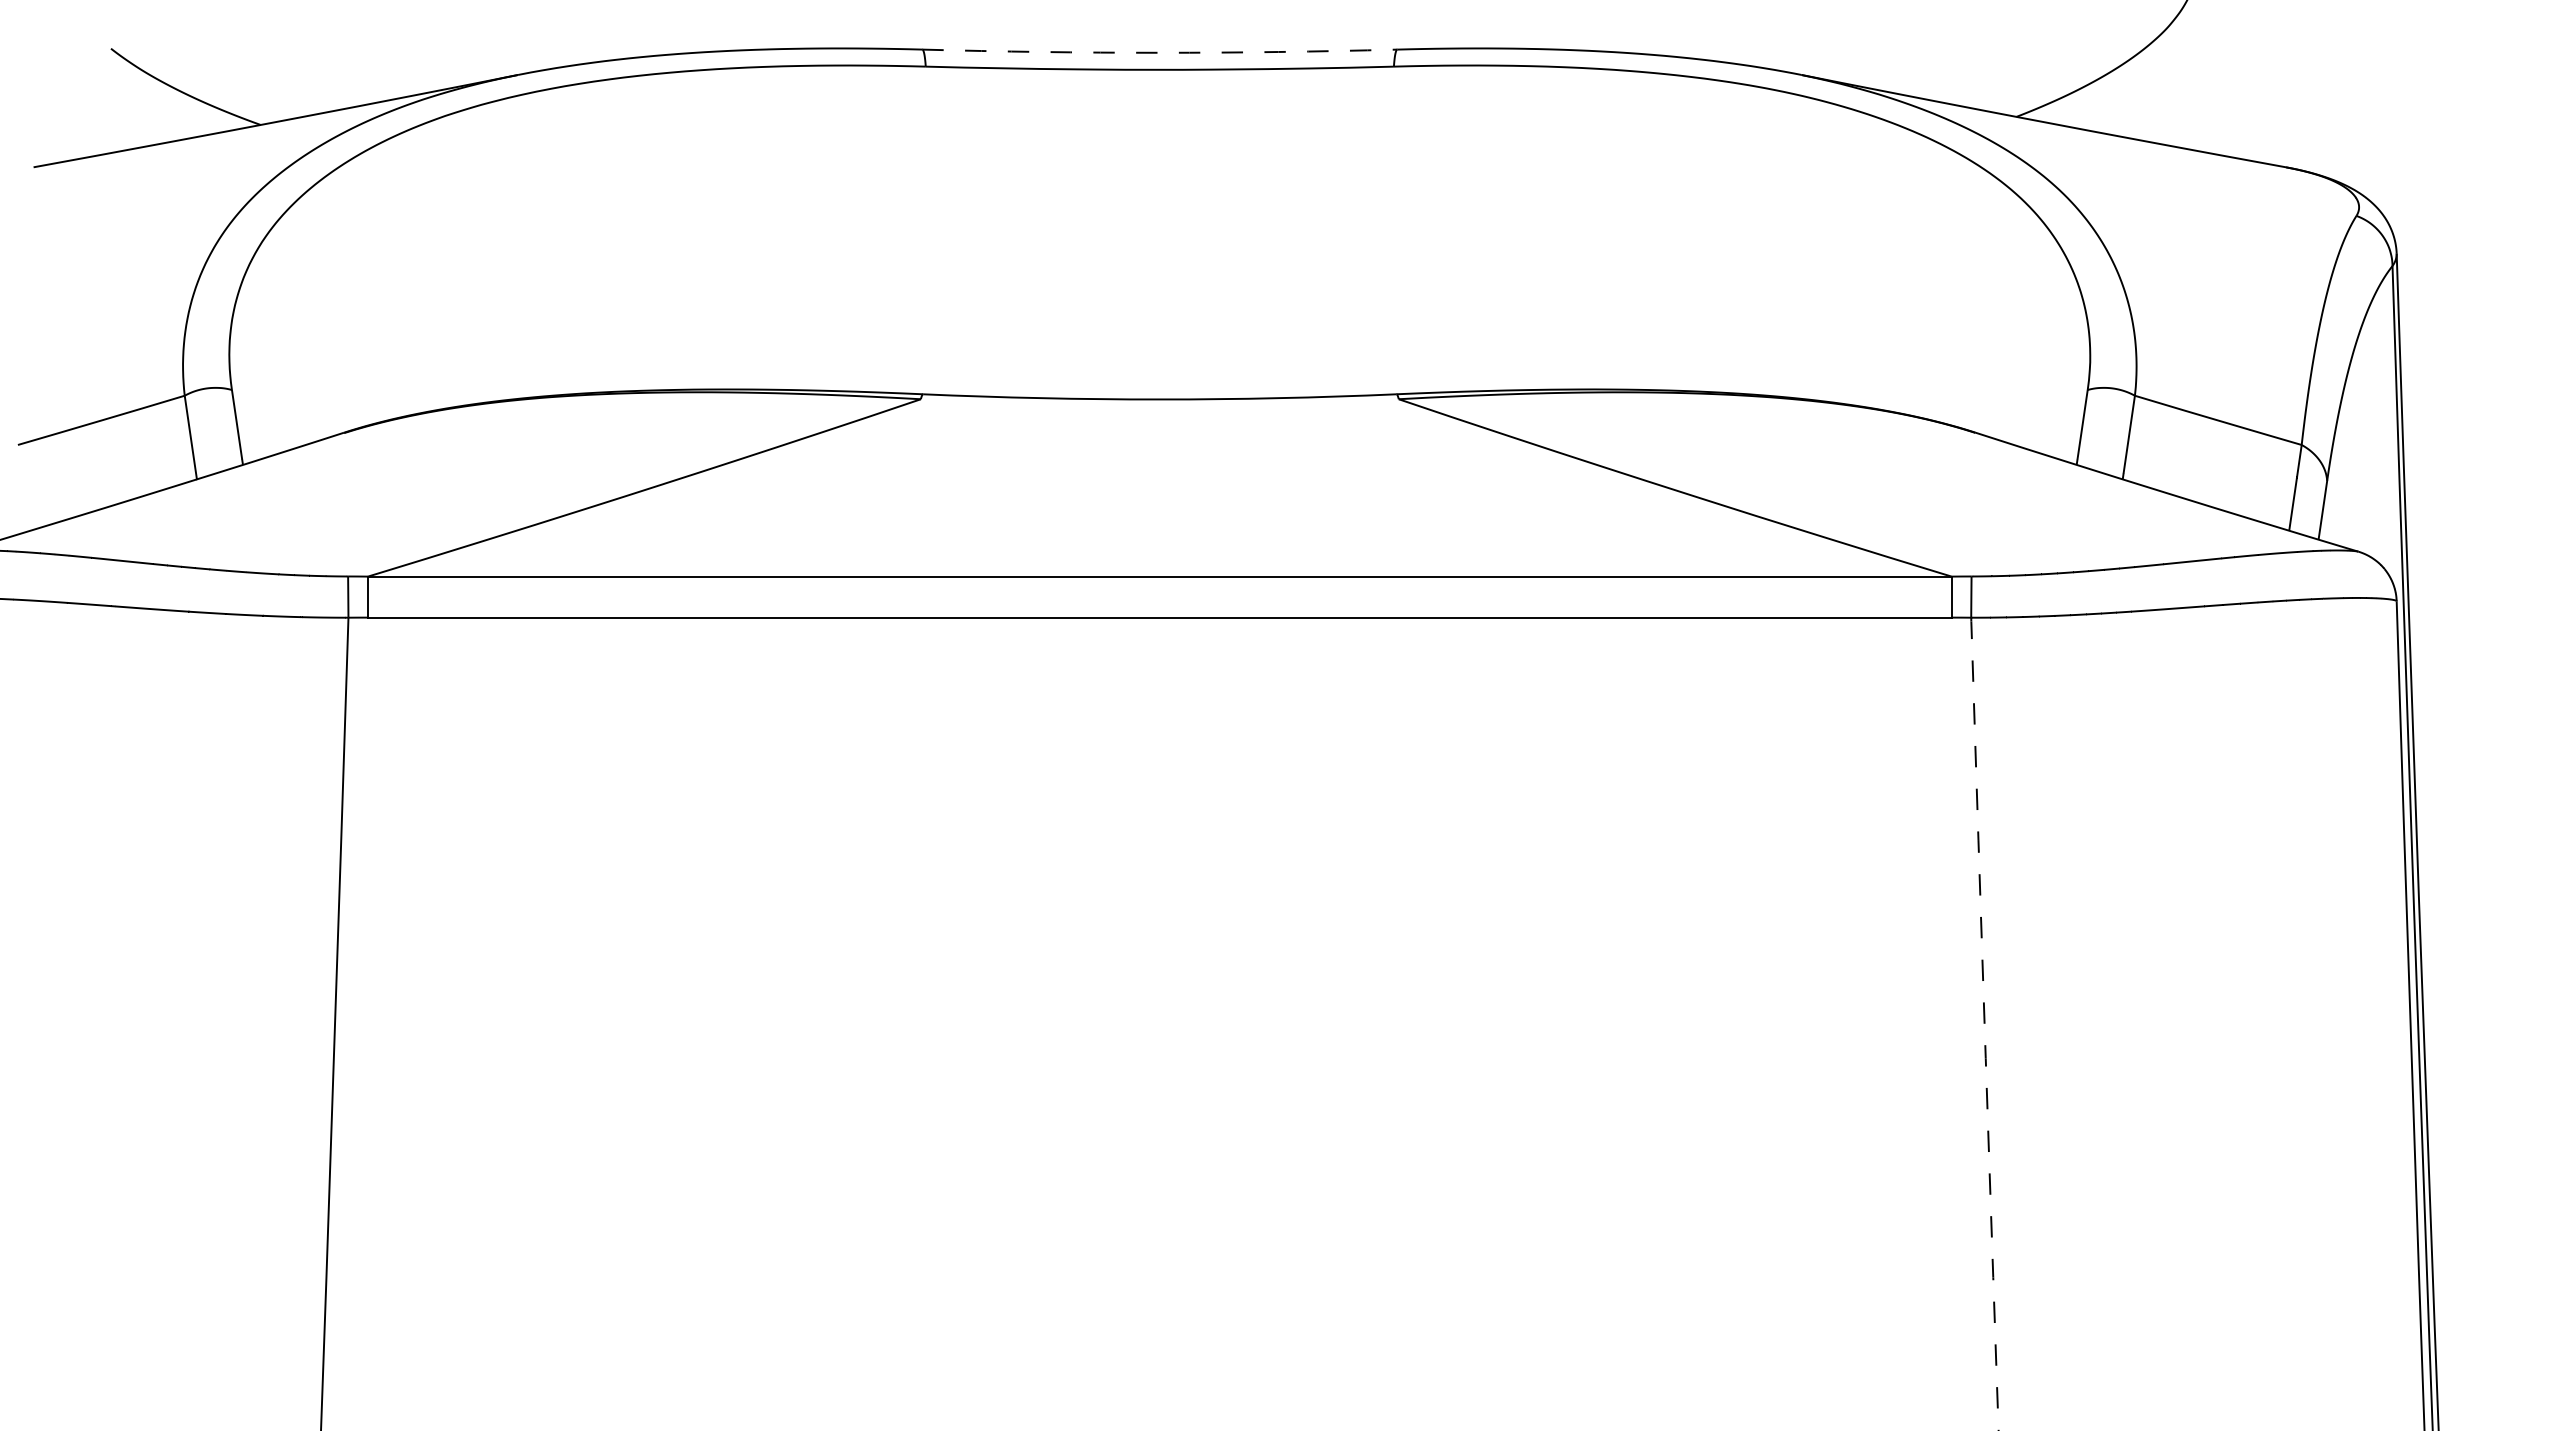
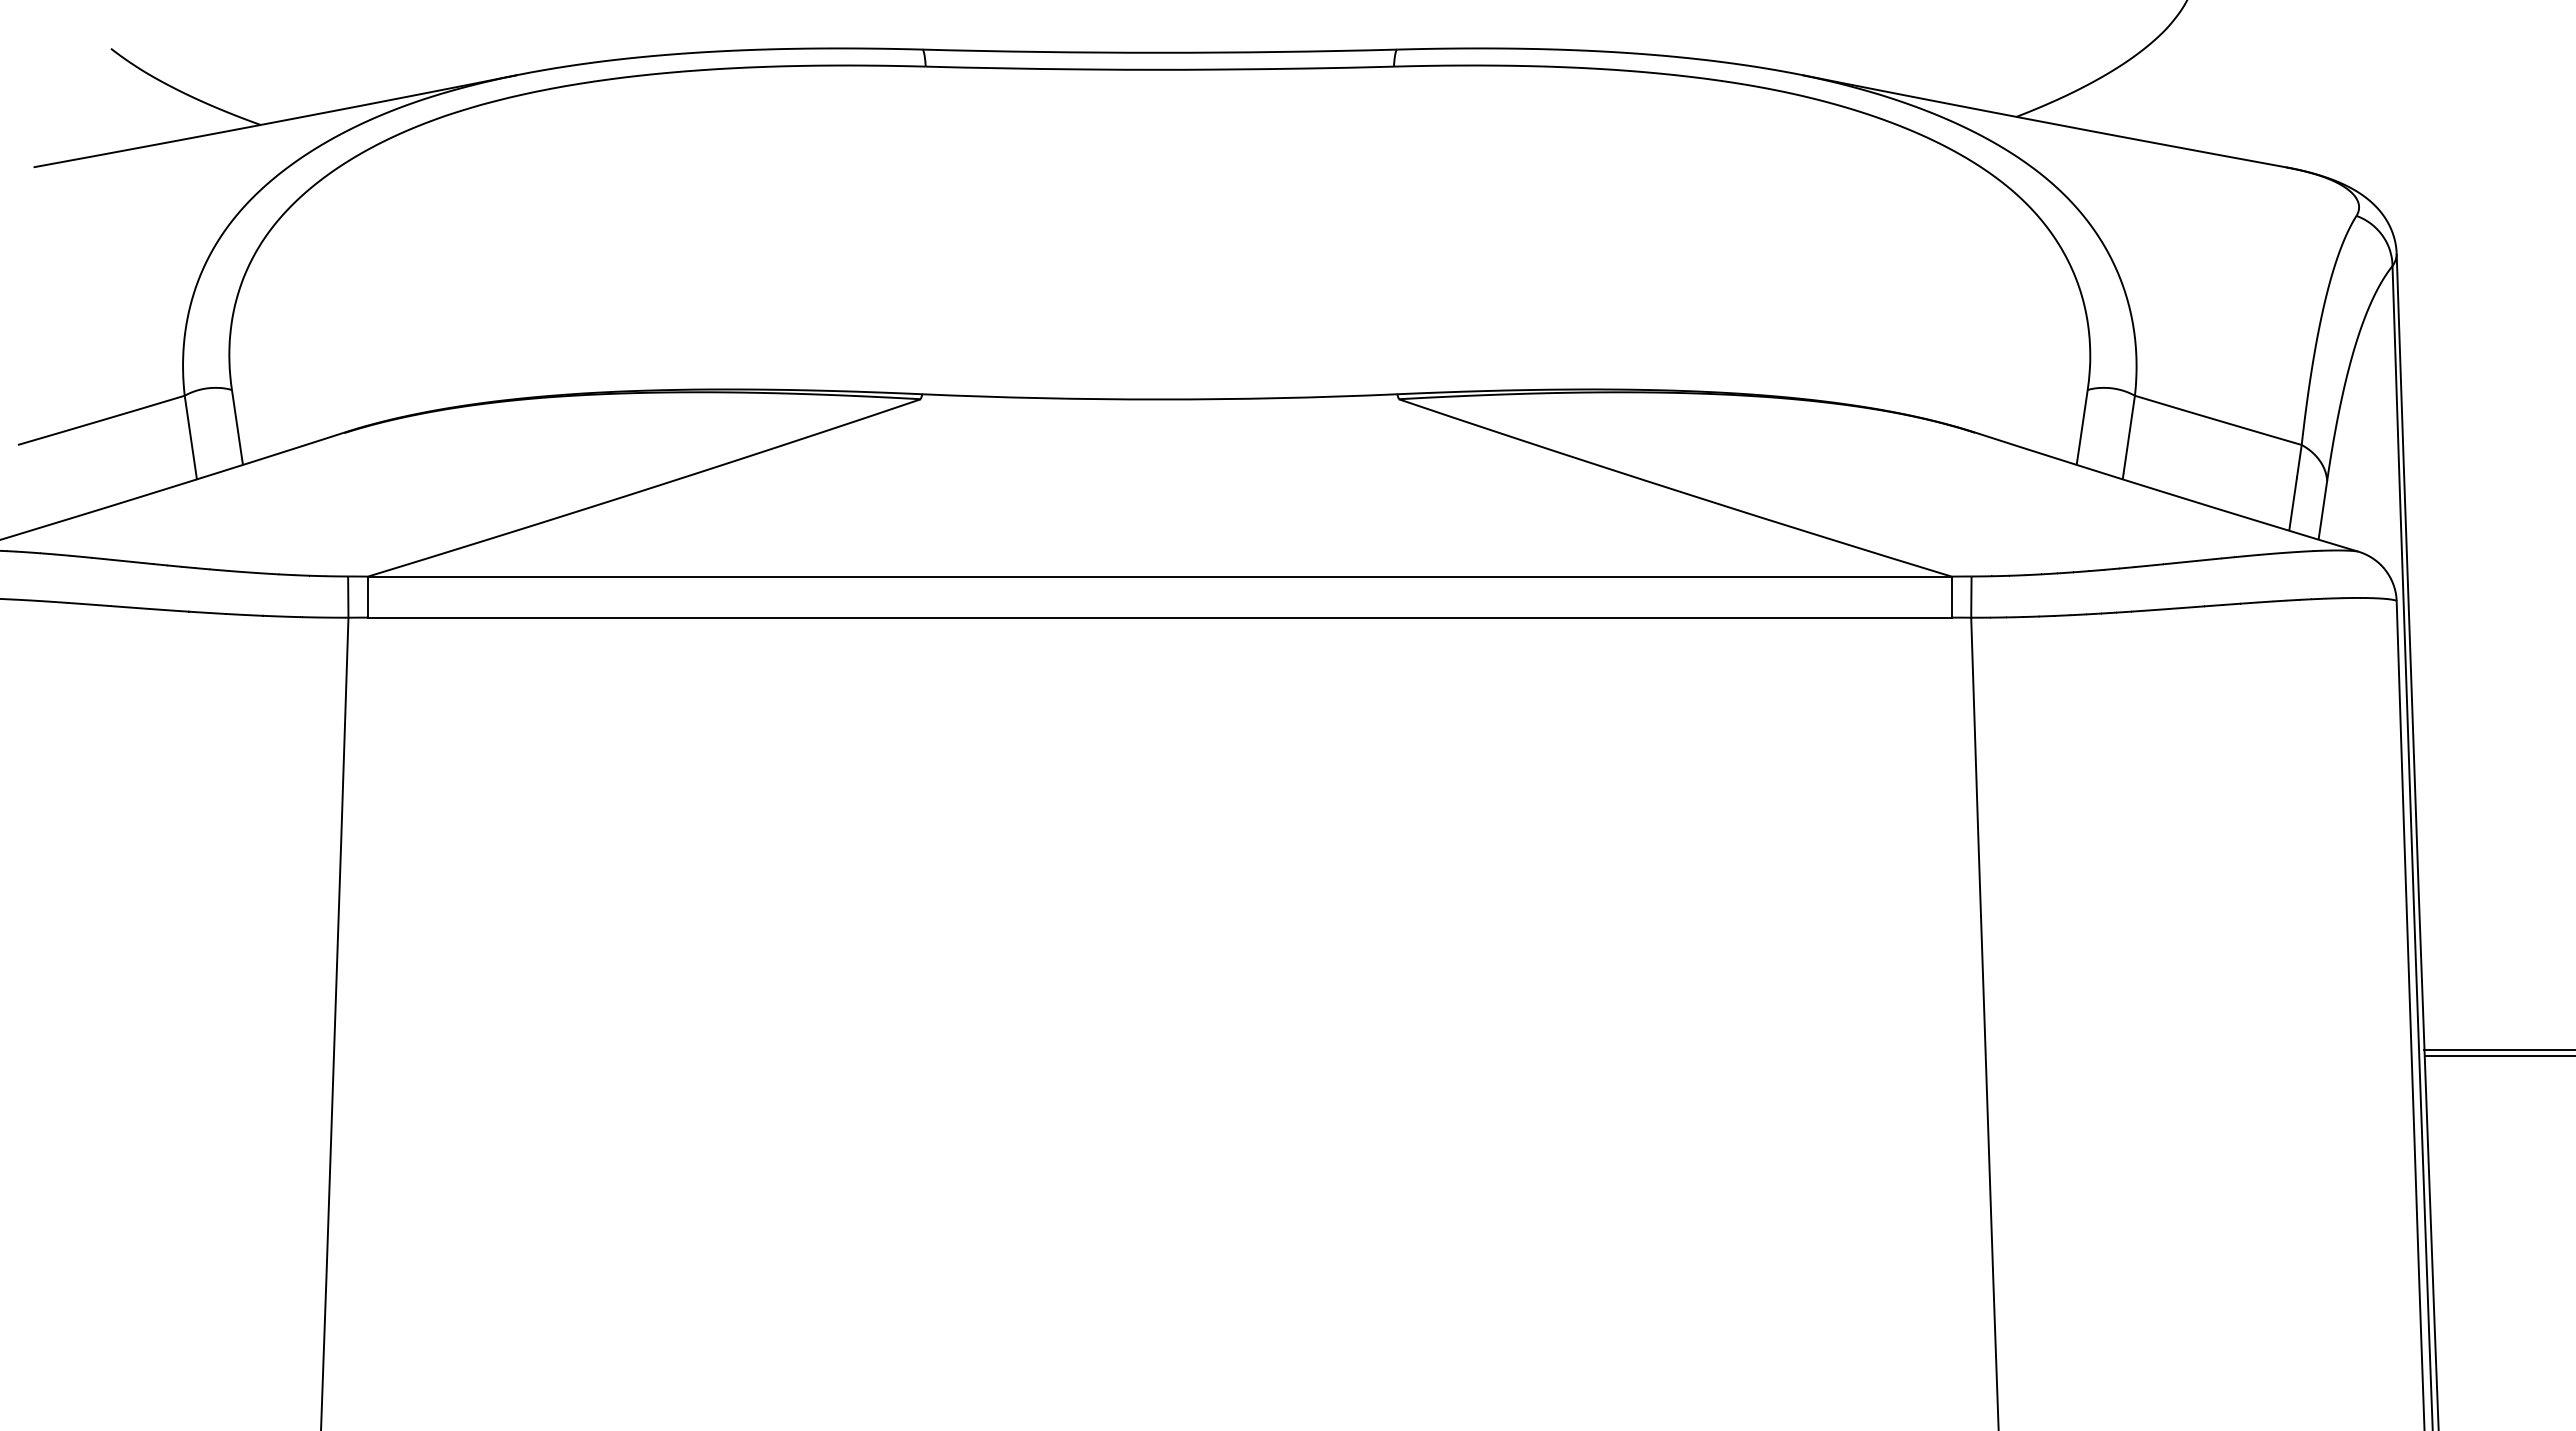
line: dashed -> solid (1159, 52)
line: dashed -> solid (1984, 1023)
line: none -> present (2498, 1050)
line: none -> present (2498, 1055)
